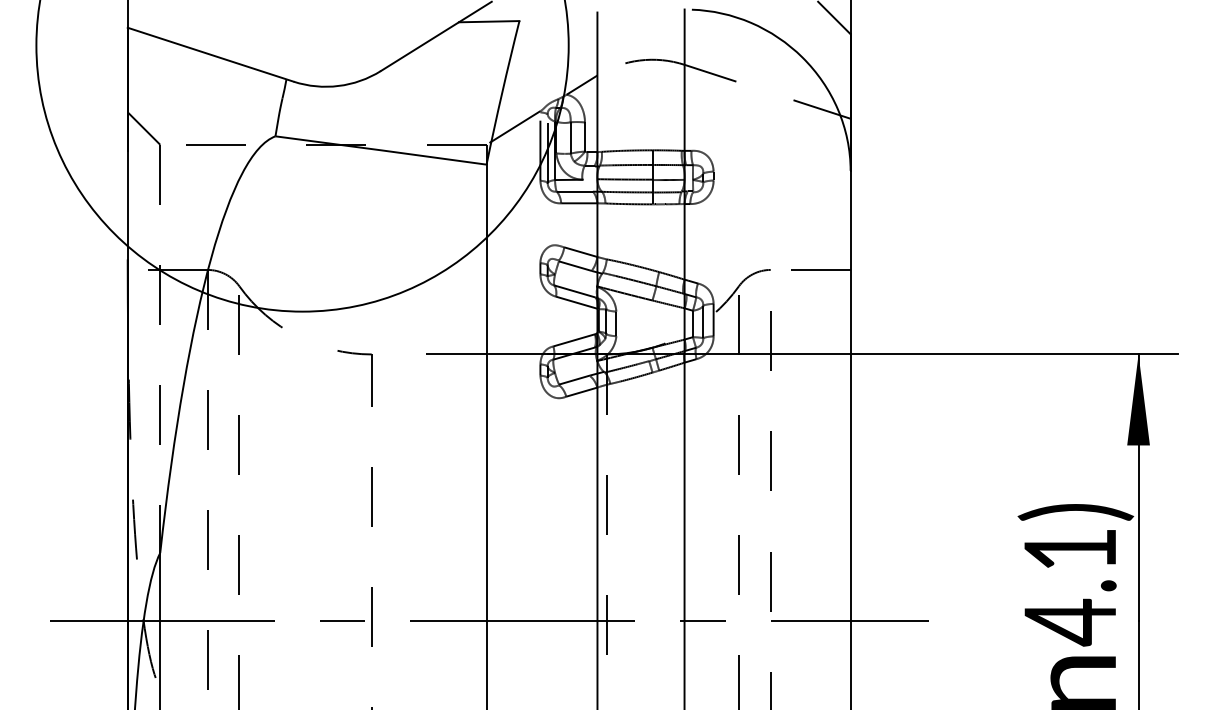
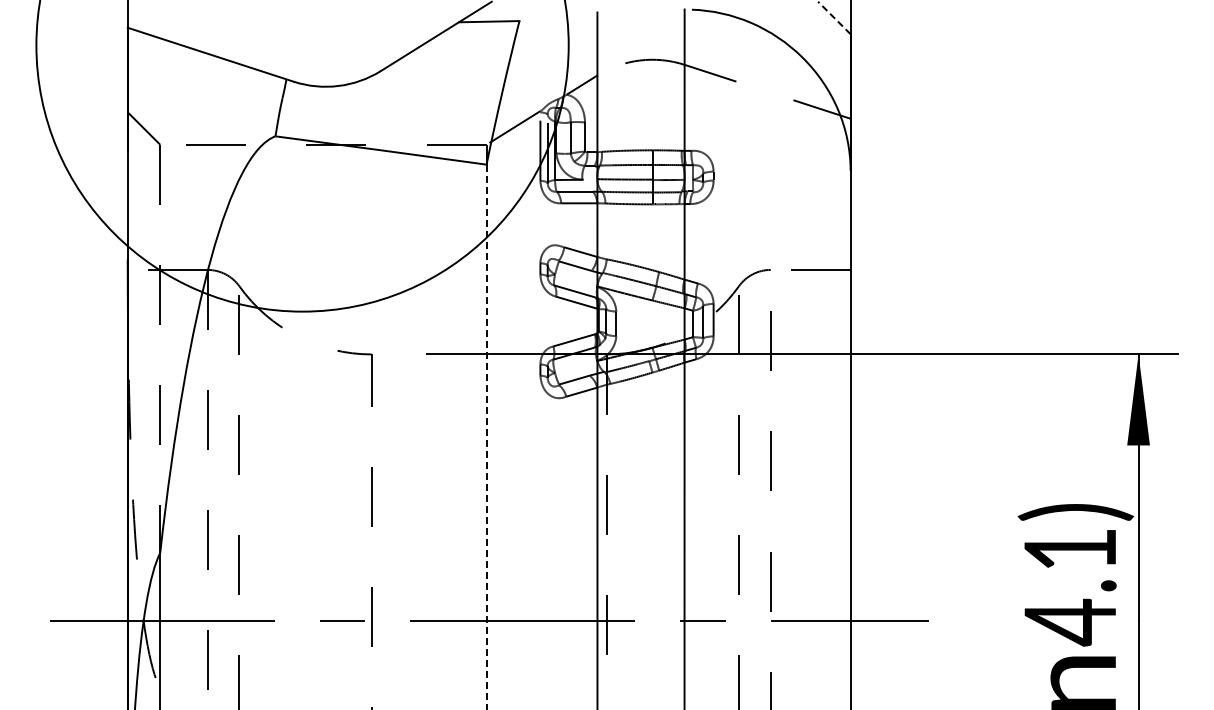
line: solid -> dashed (834, 18)
line: solid -> dashed (486, 437)
